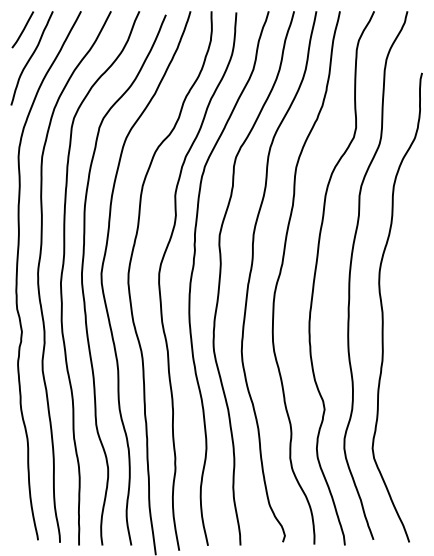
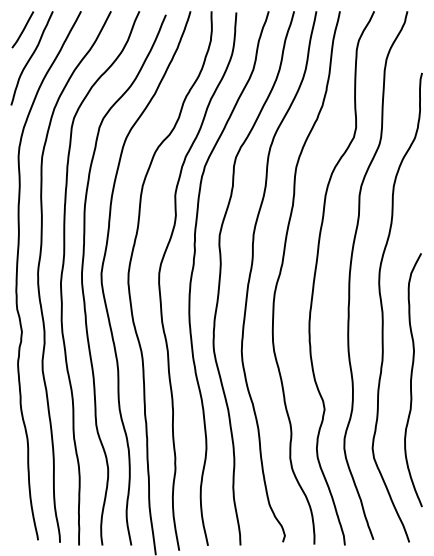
curve: none -> present (411, 380)
